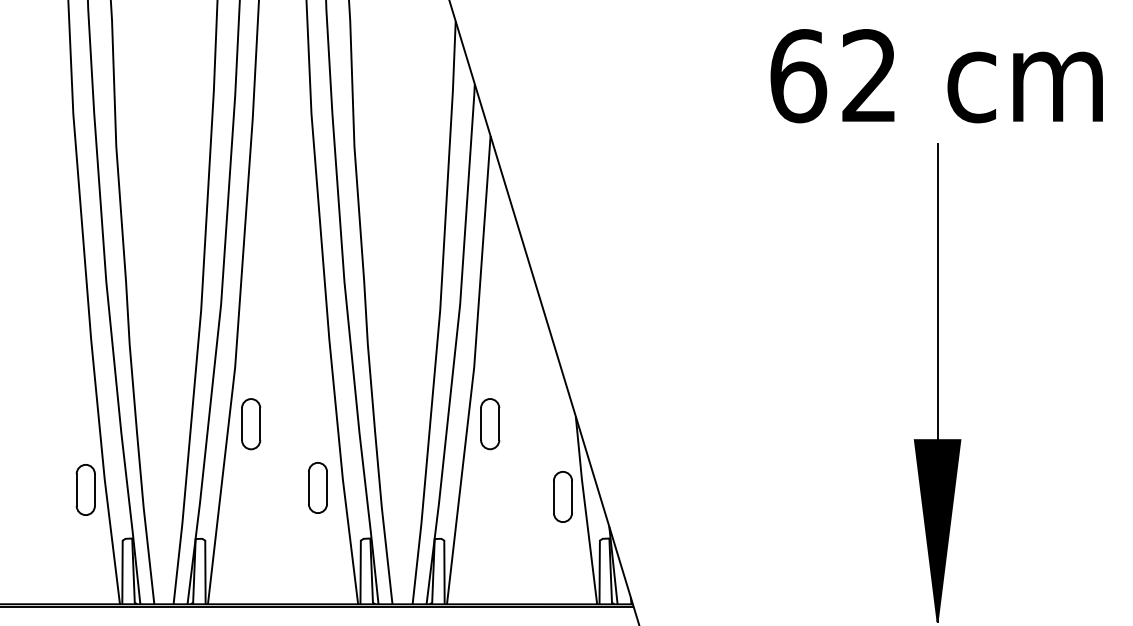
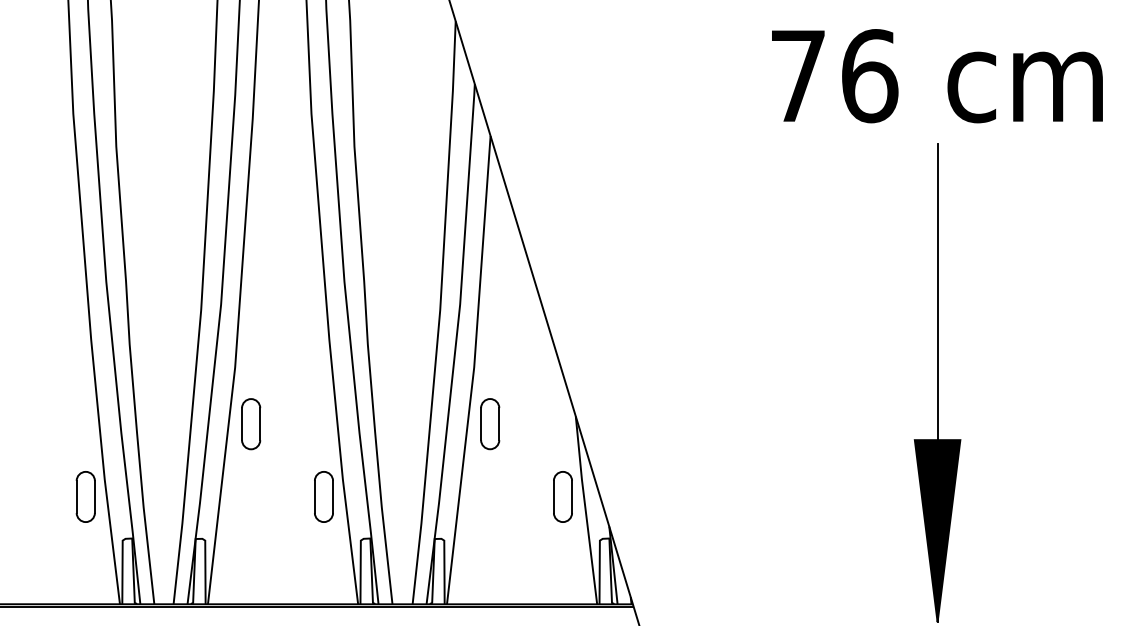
text: 62 -> 76 (834, 76)
part position: (317, 487) -> (323, 496) (323, 496)
part position: (85, 489) -> (85, 496) (85, 496)
